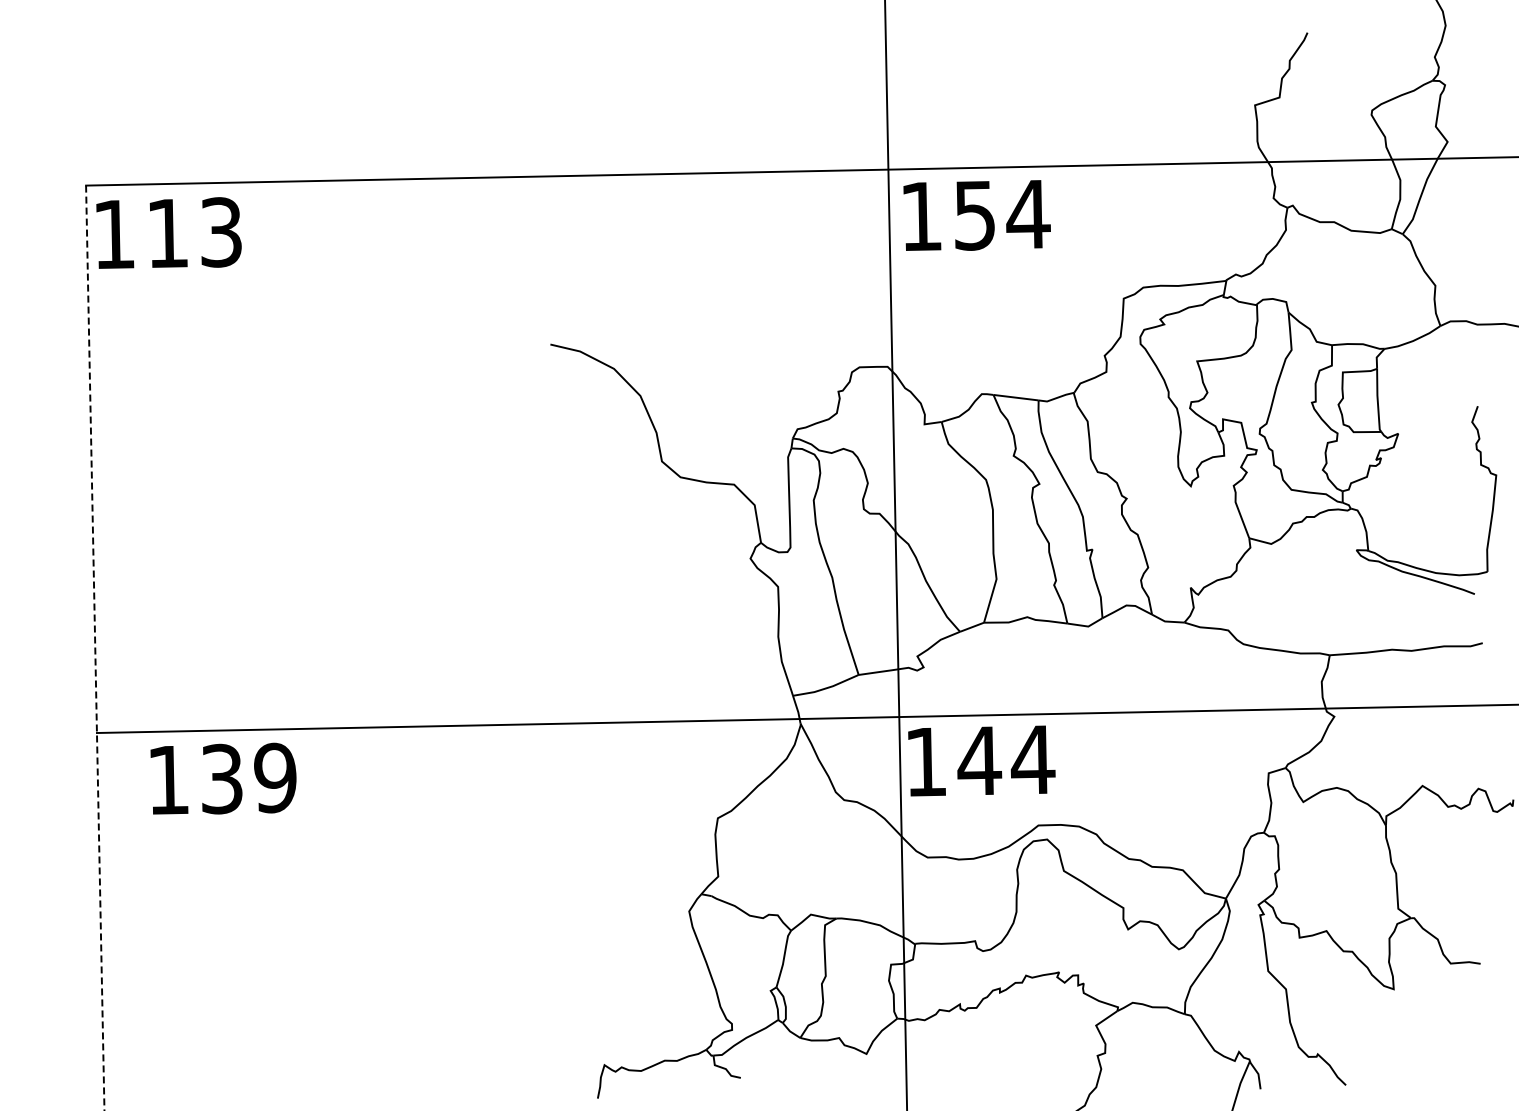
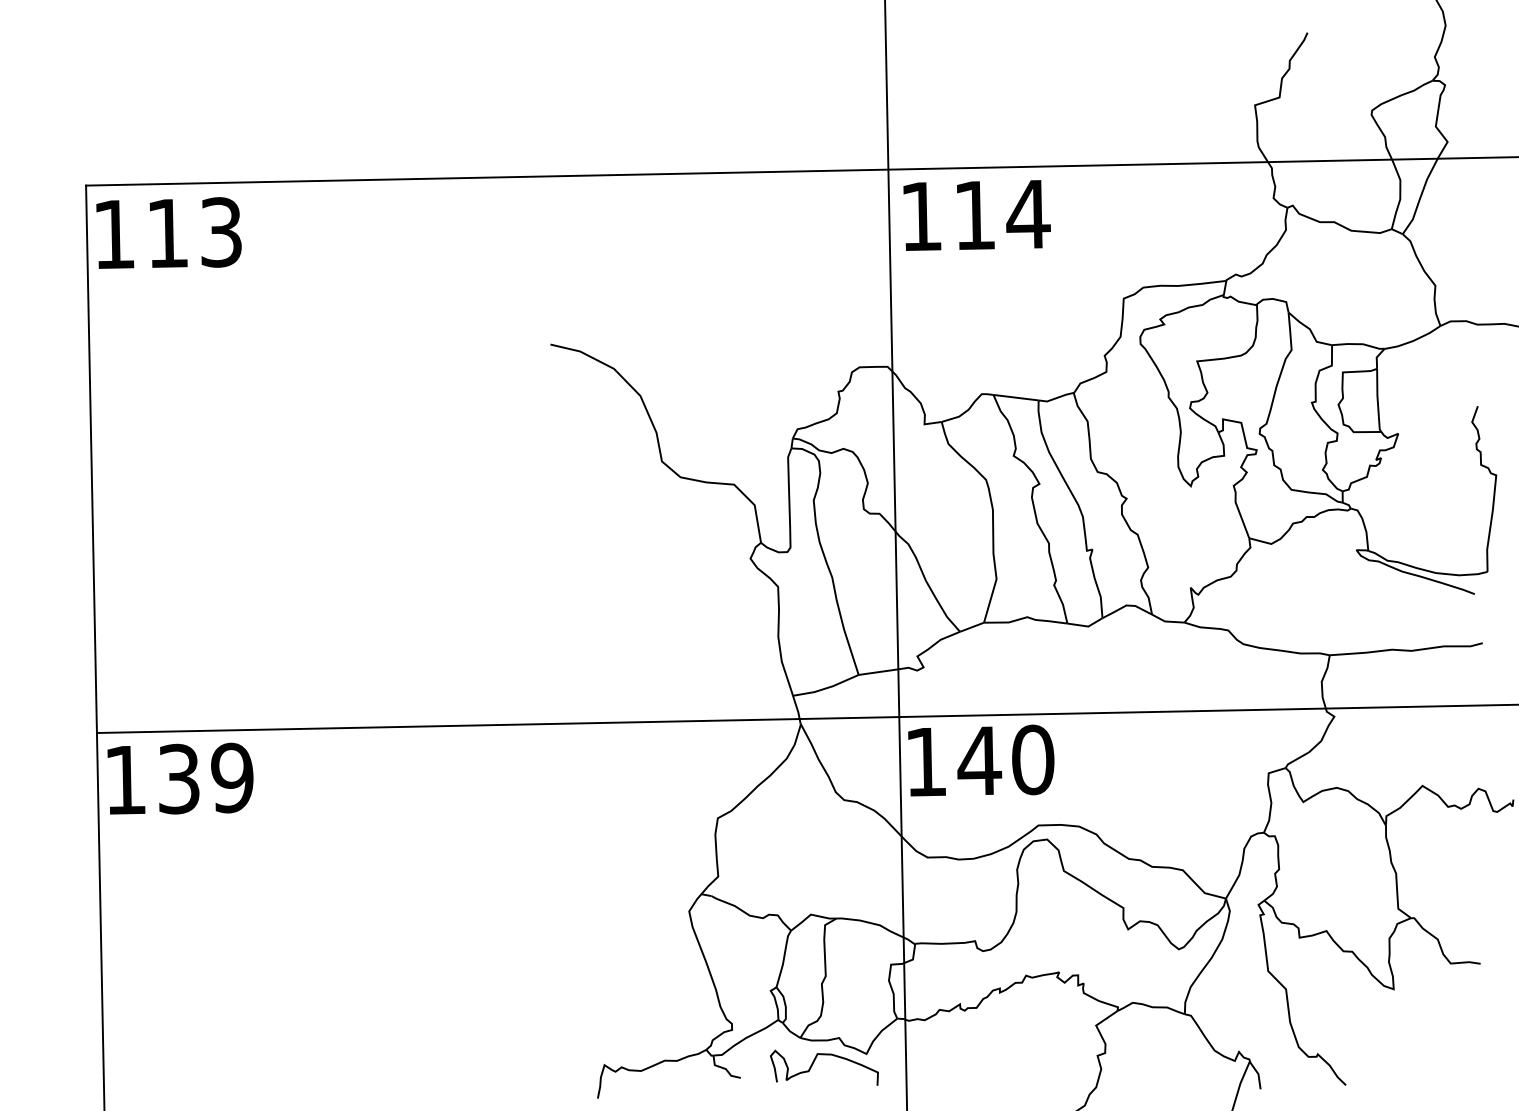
text: 154 -> 114 (974, 215)
line: dashed -> solid (95, 648)
text: 144 -> 140 (1032, 759)
text position: (223, 778) -> (180, 778) (180, 778)
curve: none -> present (814, 1062)
